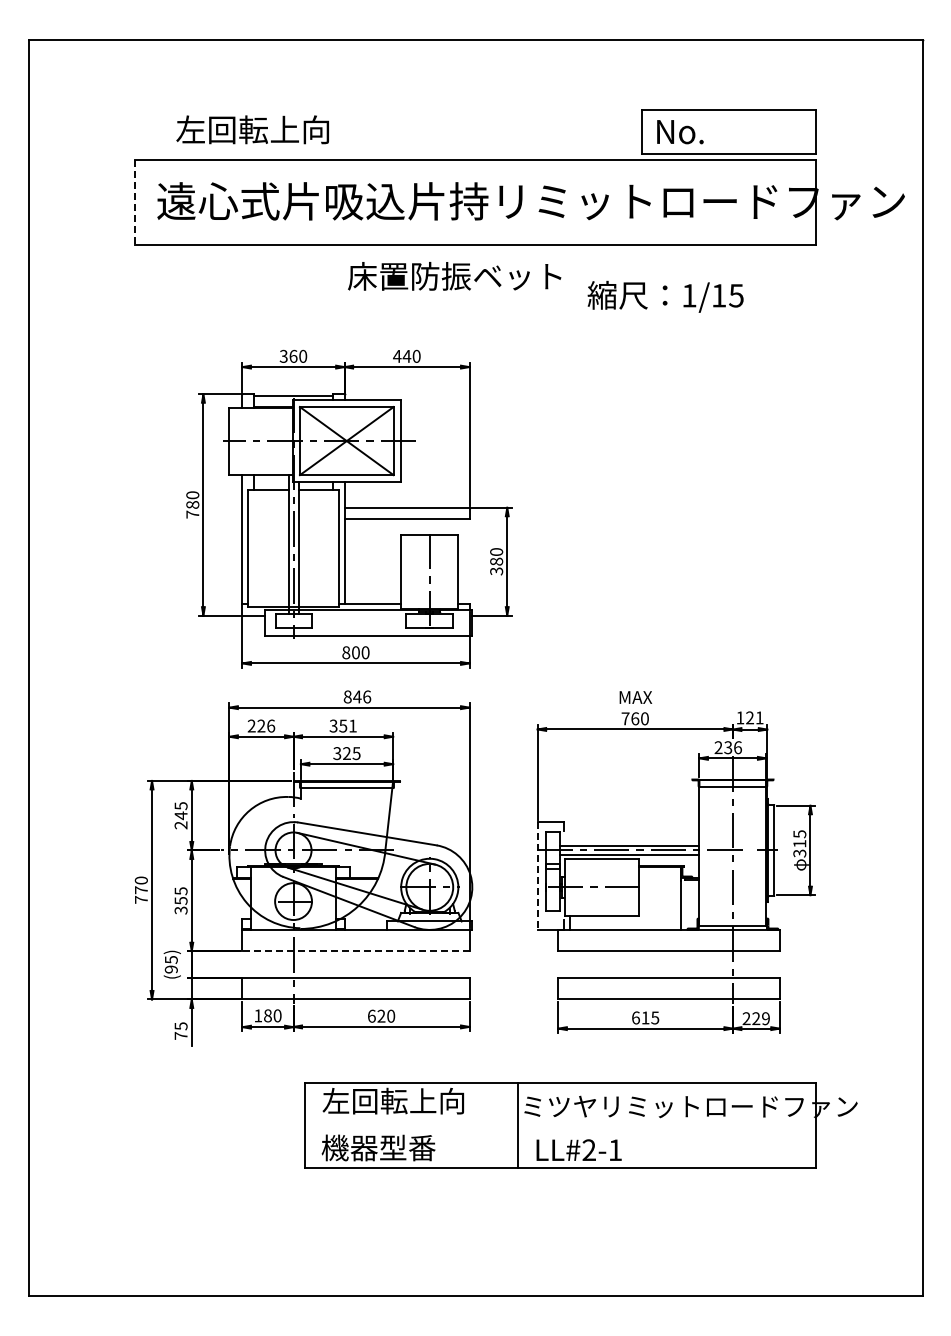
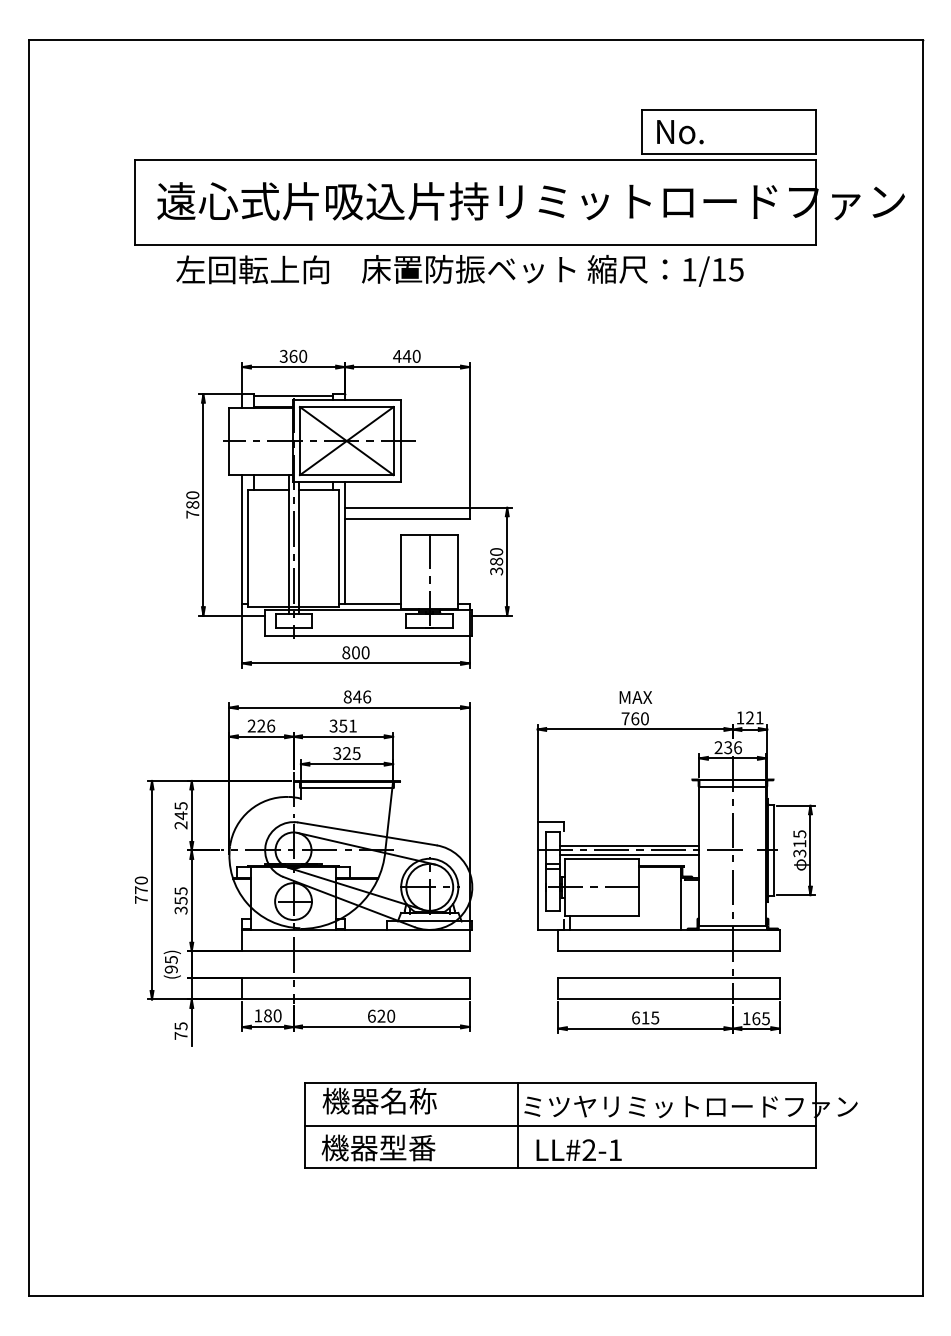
text position: (252, 129) -> (252, 269) (252, 269)
line: dashed -> solid (134, 202)
text position: (454, 276) -> (468, 269) (468, 269)
text position: (665, 296) -> (665, 270) (665, 270)
line: dashed -> solid (537, 876)
line: dashed -> solid (355, 951)
text: 229 -> 165 (755, 1018)
text: 左回転上向 -> 機器名称 (393, 1100)
line: none -> present (560, 1125)
